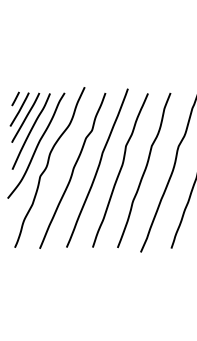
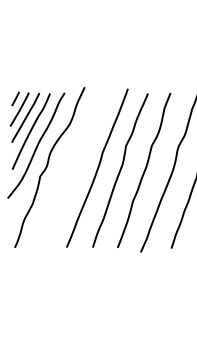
curve: present -> none (72, 170)
